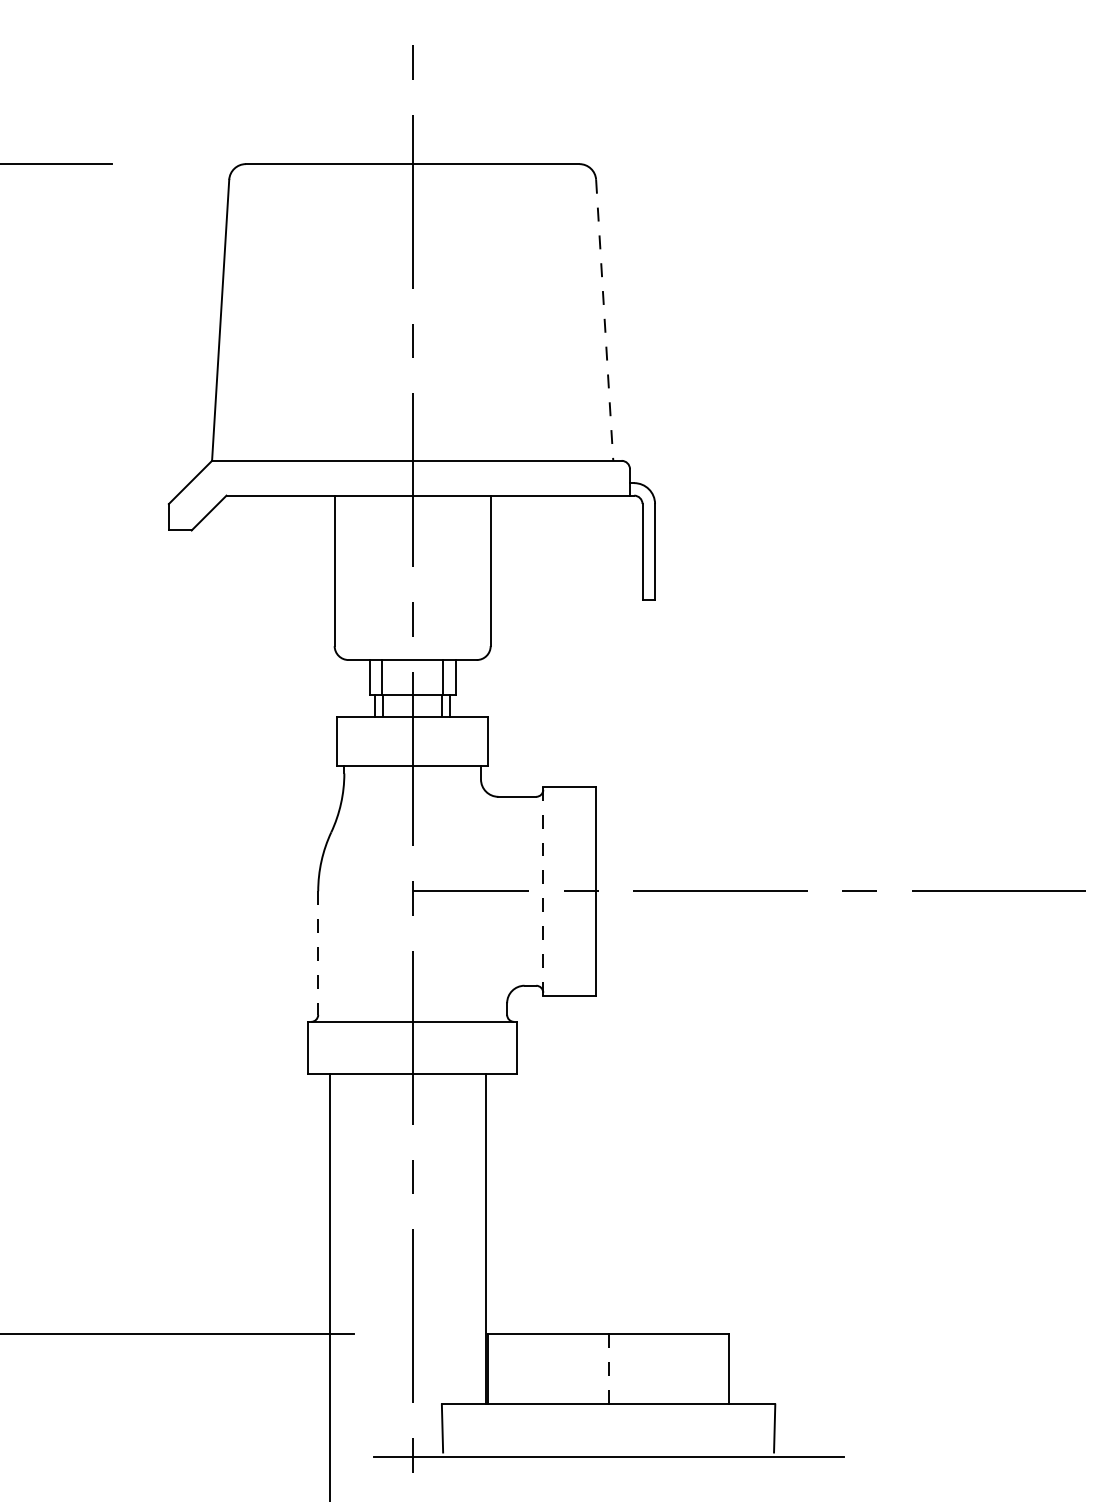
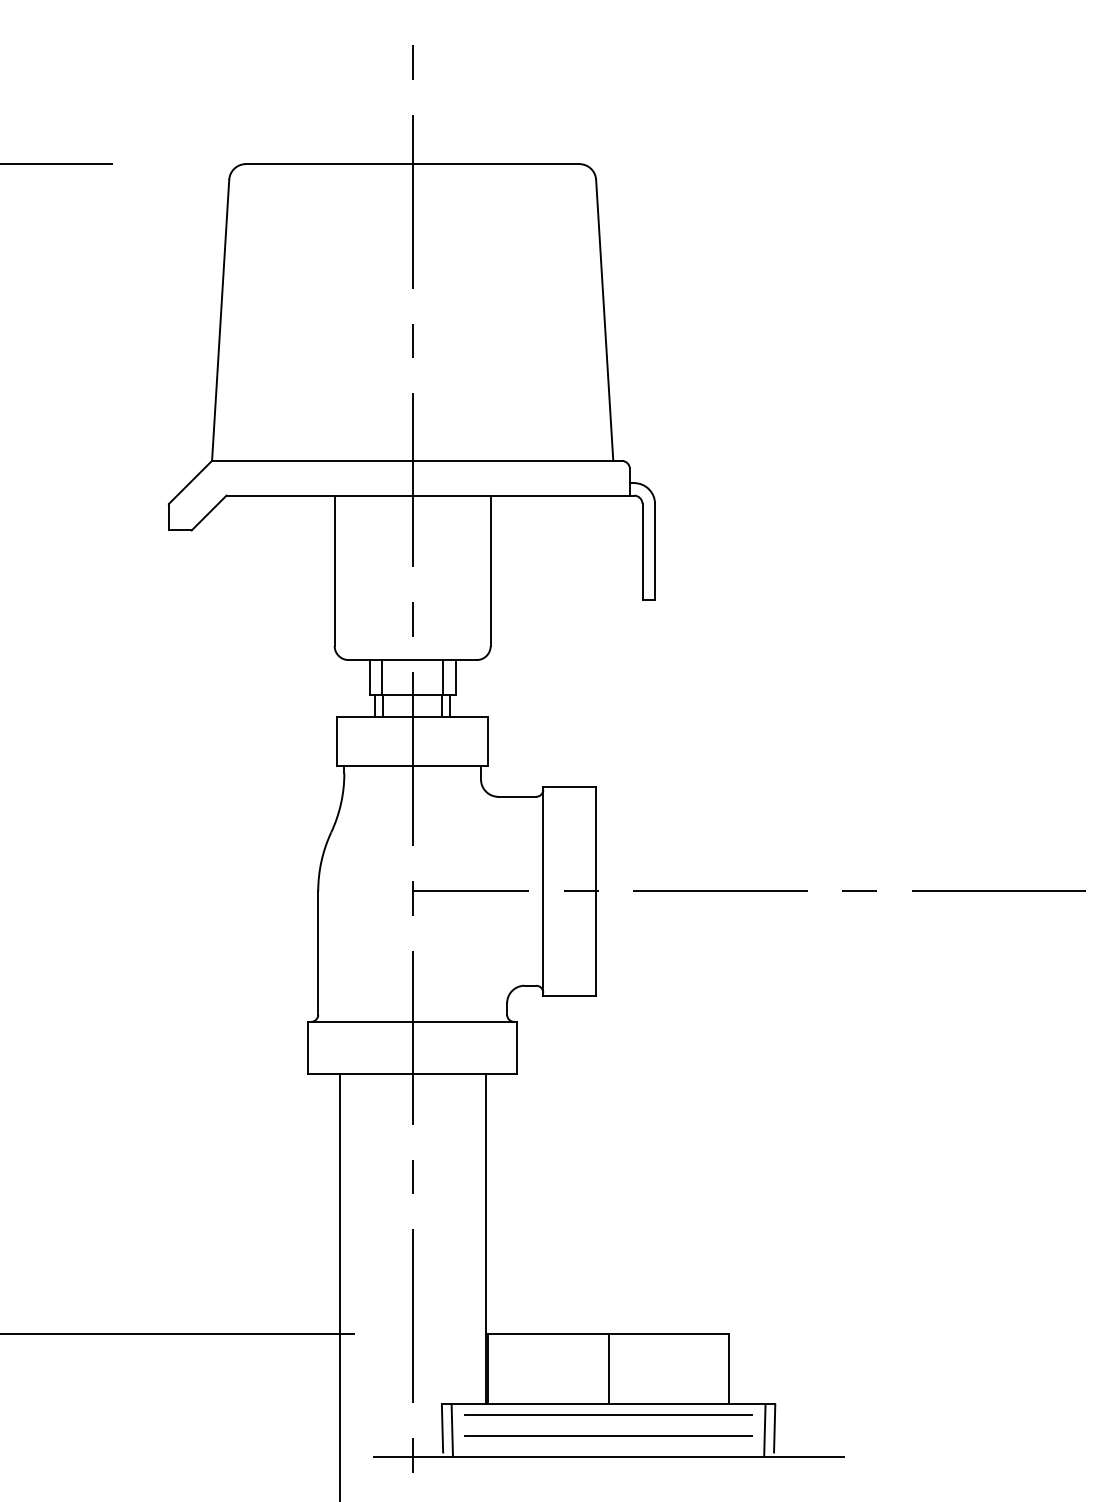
line: dashed -> solid (604, 320)
line: dashed -> solid (543, 890)
line: dashed -> solid (318, 953)
line position: (329, 1286) -> (339, 1286) (339, 1286)
line: dashed -> solid (608, 1368)
line: none -> present (608, 1414)
line: none -> present (452, 1429)
line: none -> present (764, 1429)
line: none -> present (608, 1435)
